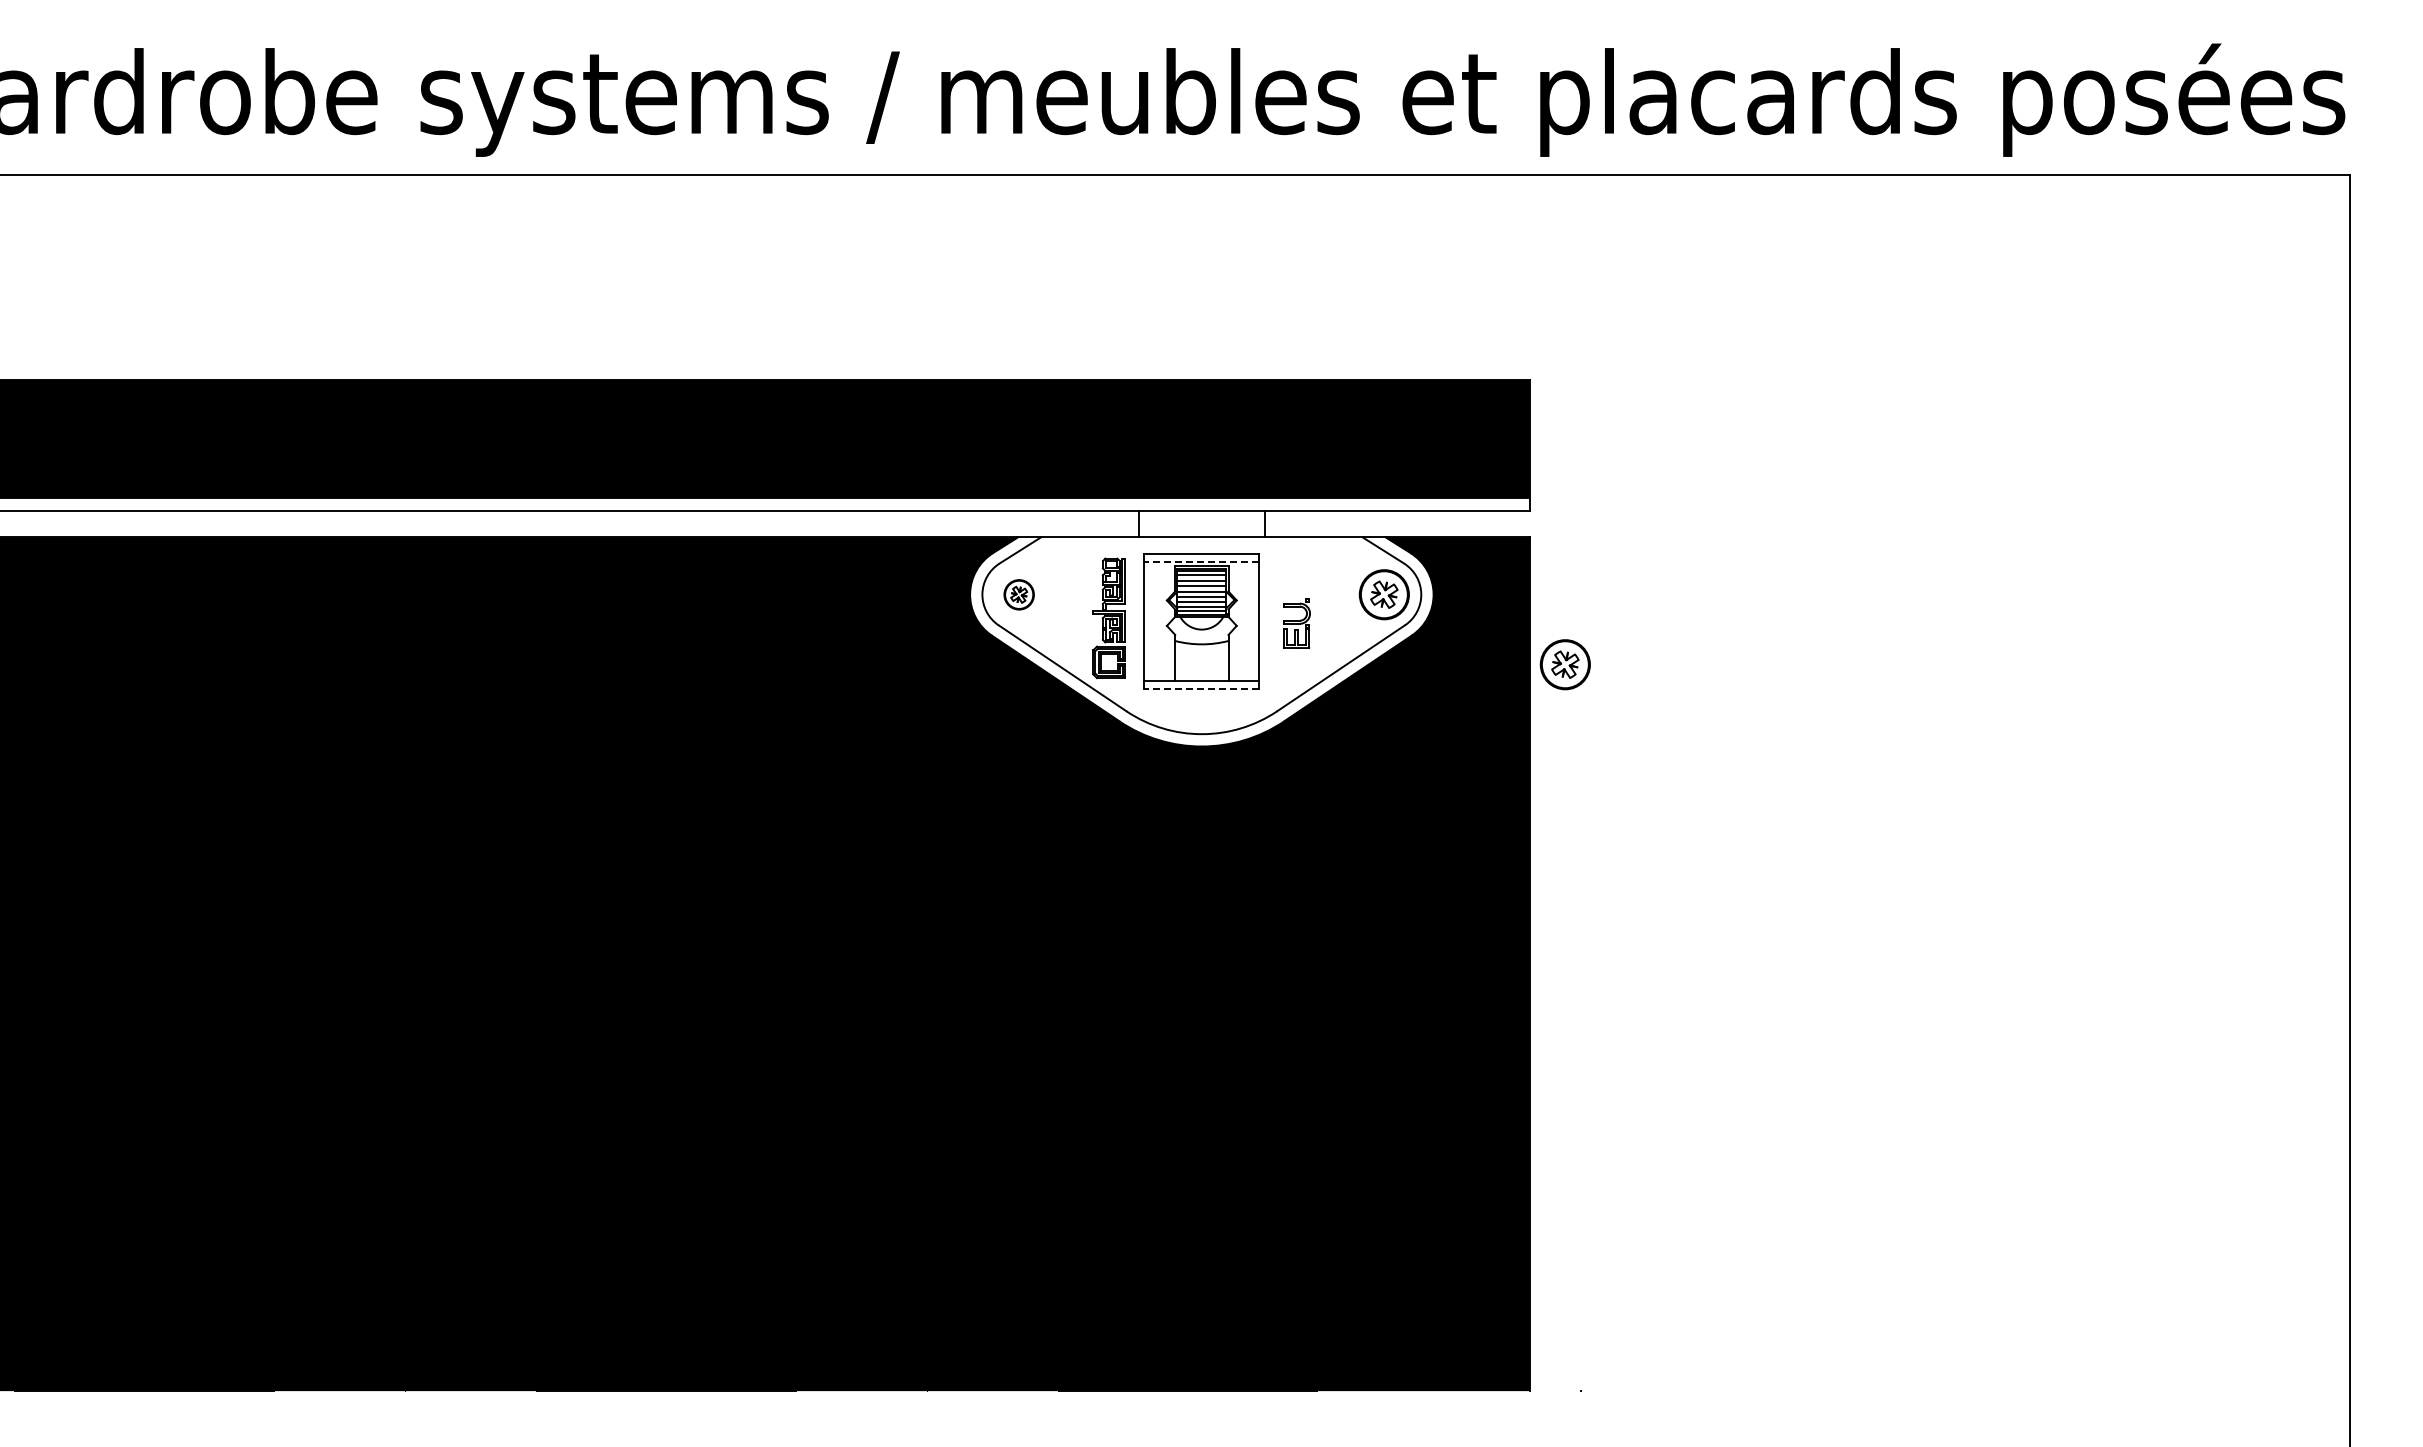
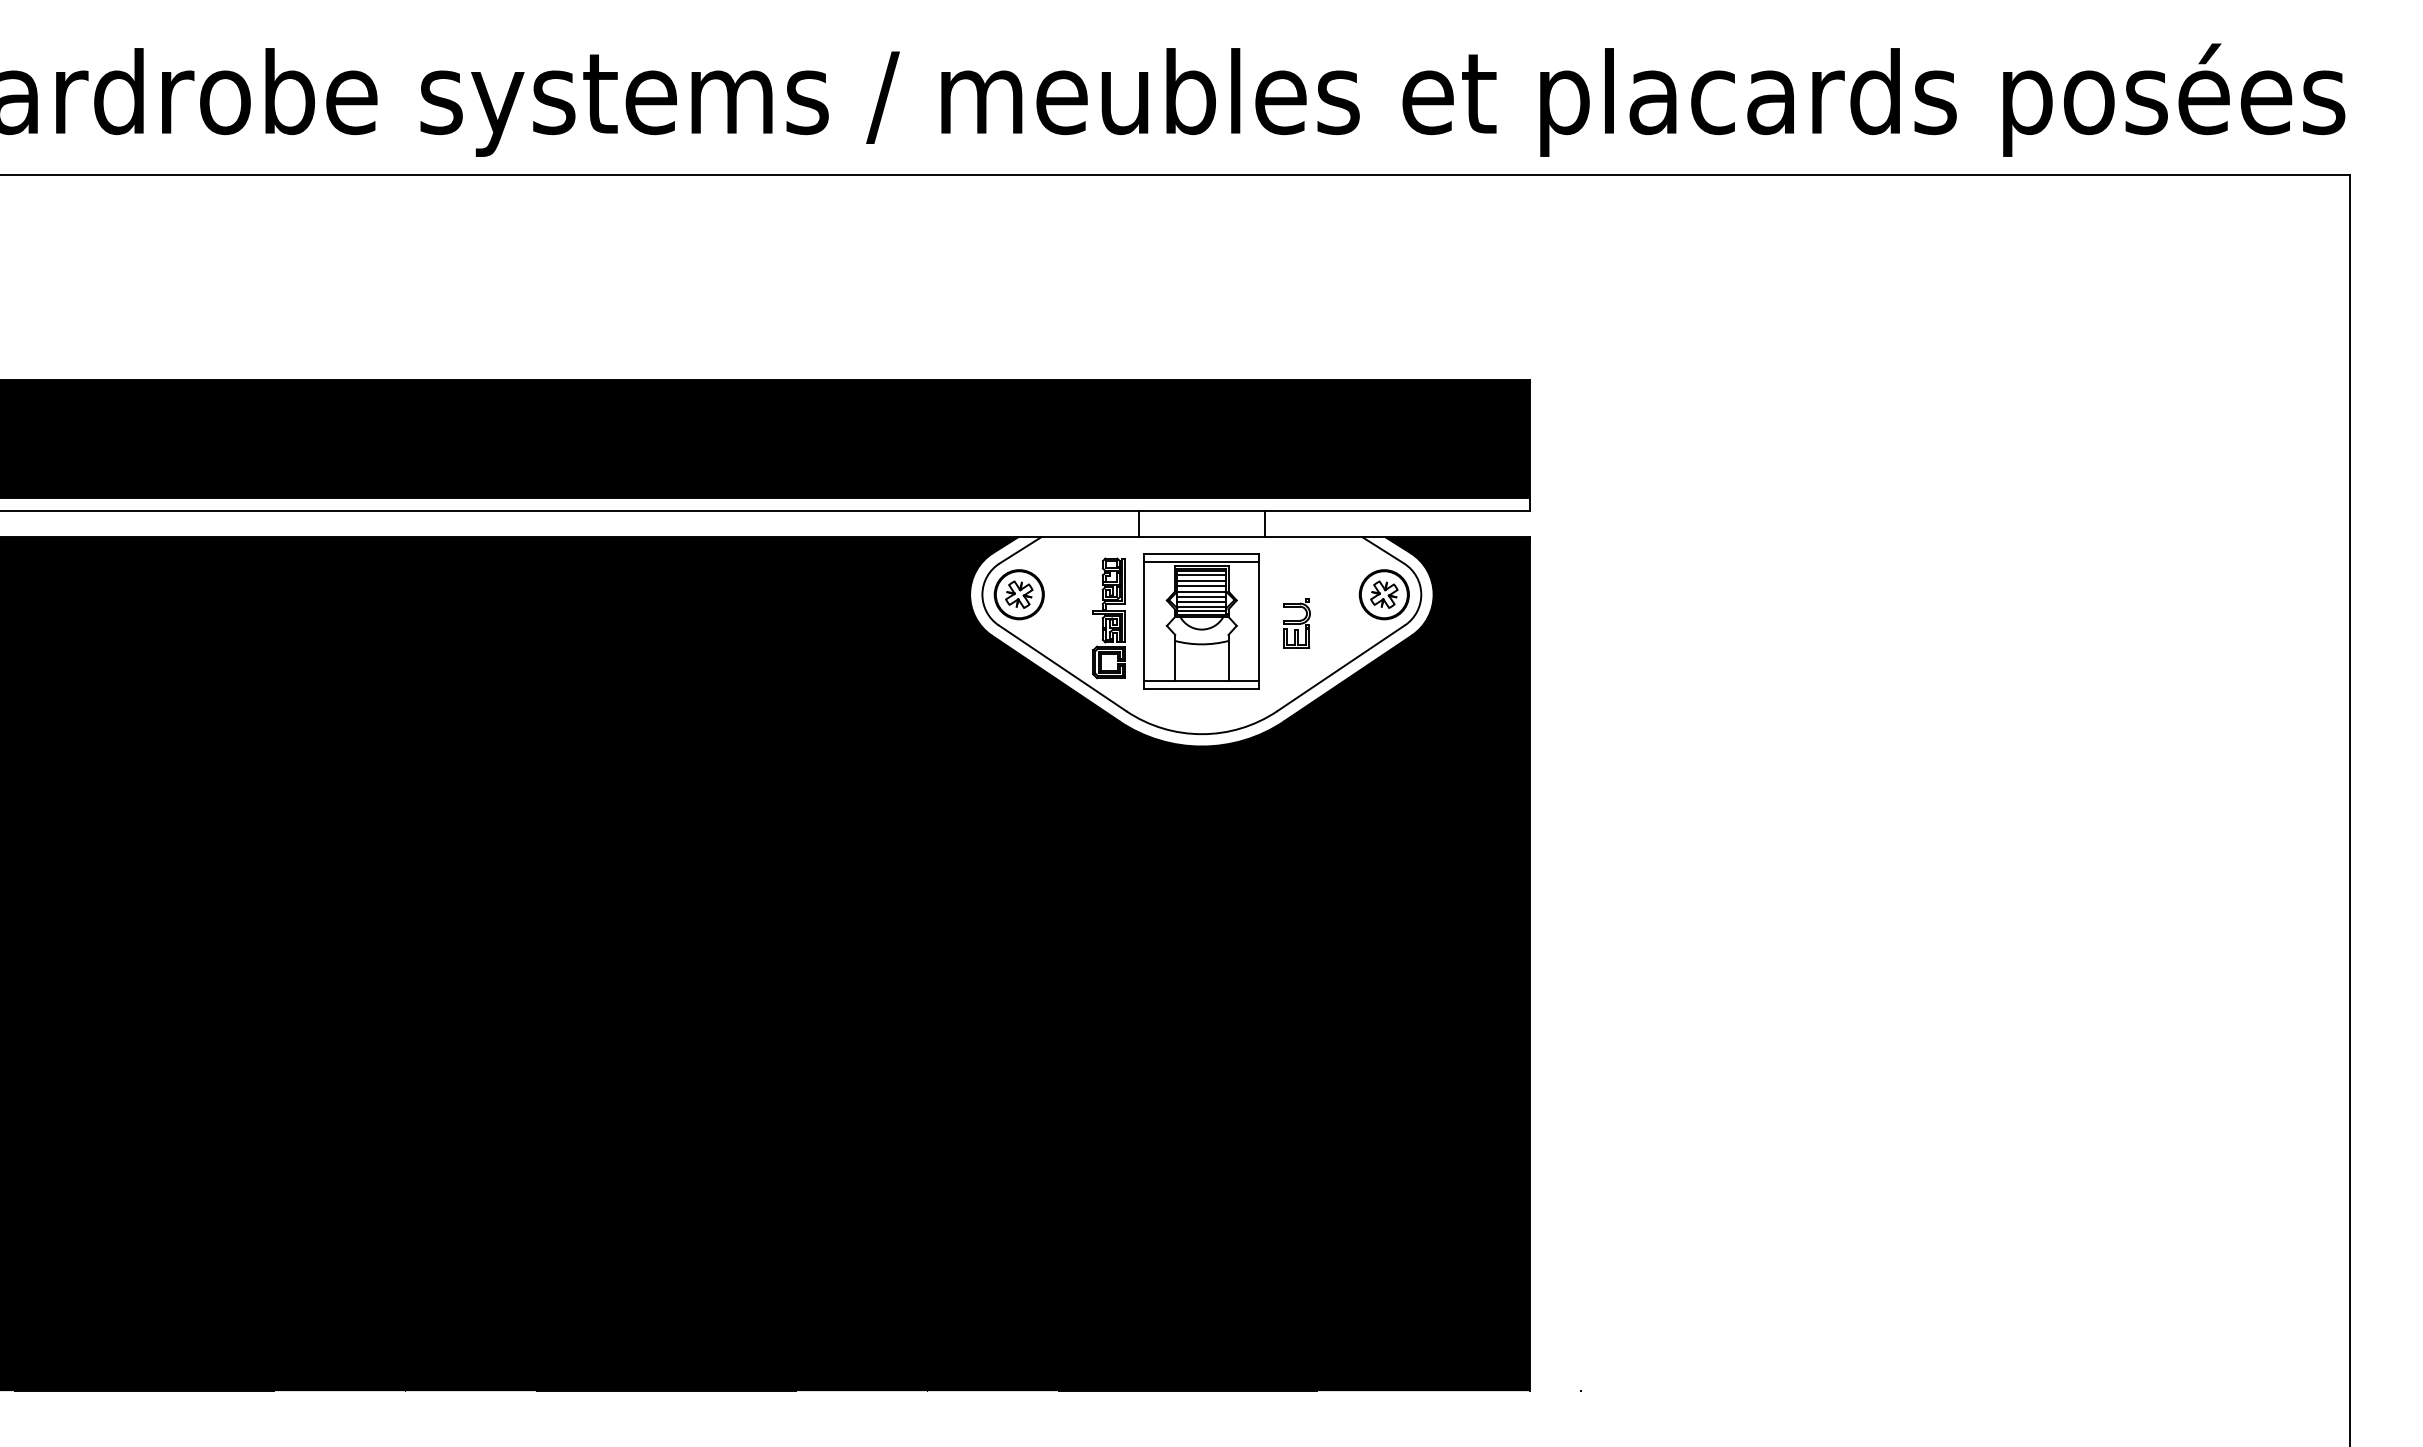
line: dashed -> solid (1201, 561)
part size: 32x32 px -> 52x52 px (1018, 594)
part: present -> none (1564, 664)
line: dashed -> solid (1201, 689)
